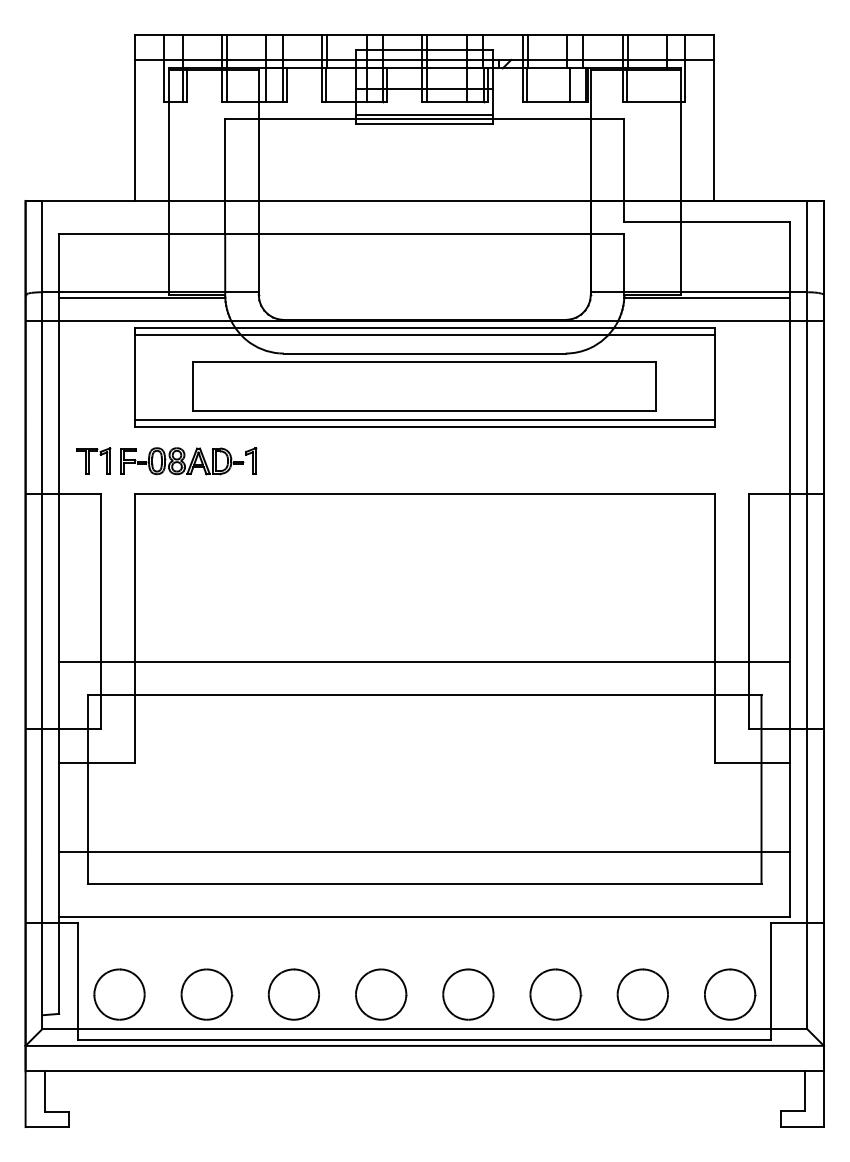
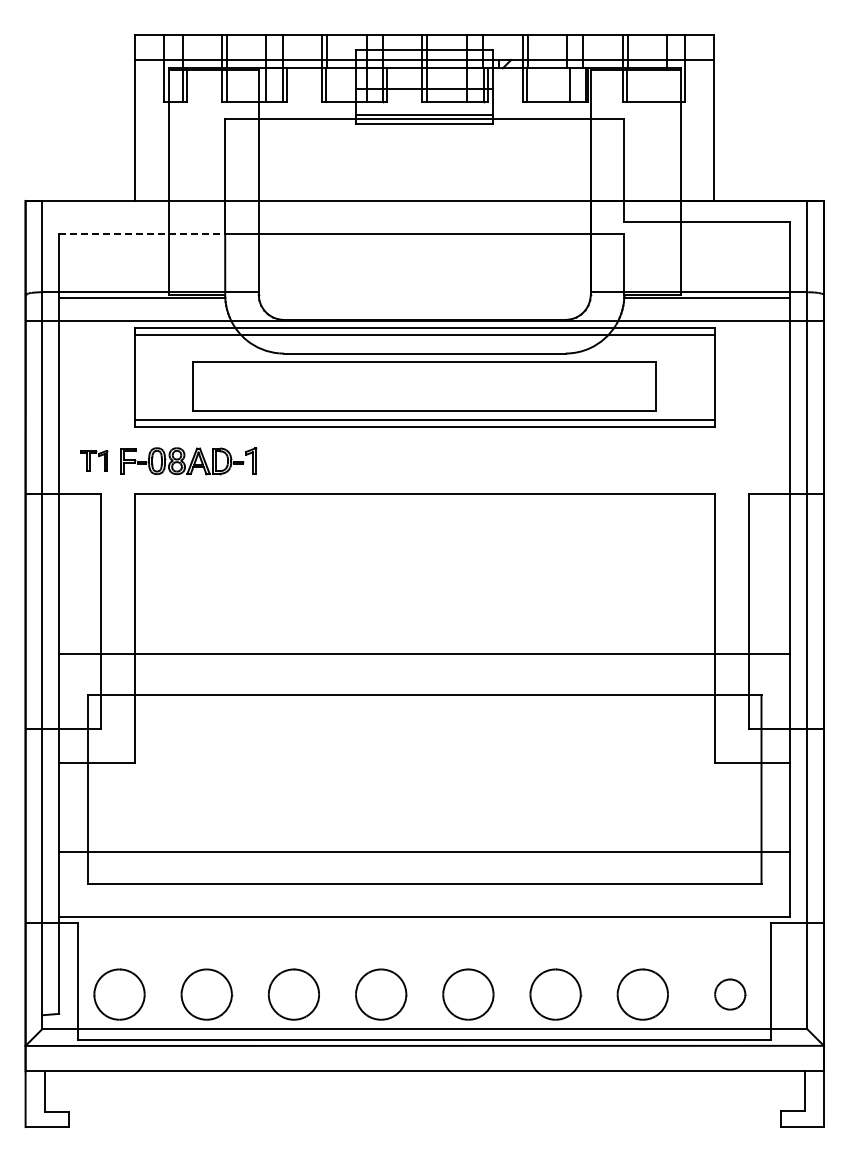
line: solid -> dashed (142, 234)
part size: 36x28 px -> 29x22 px (94, 460)
line position: (424, 661) -> (424, 653) (424, 653)
part size: 53x53 px -> 33x33 px (730, 994)
